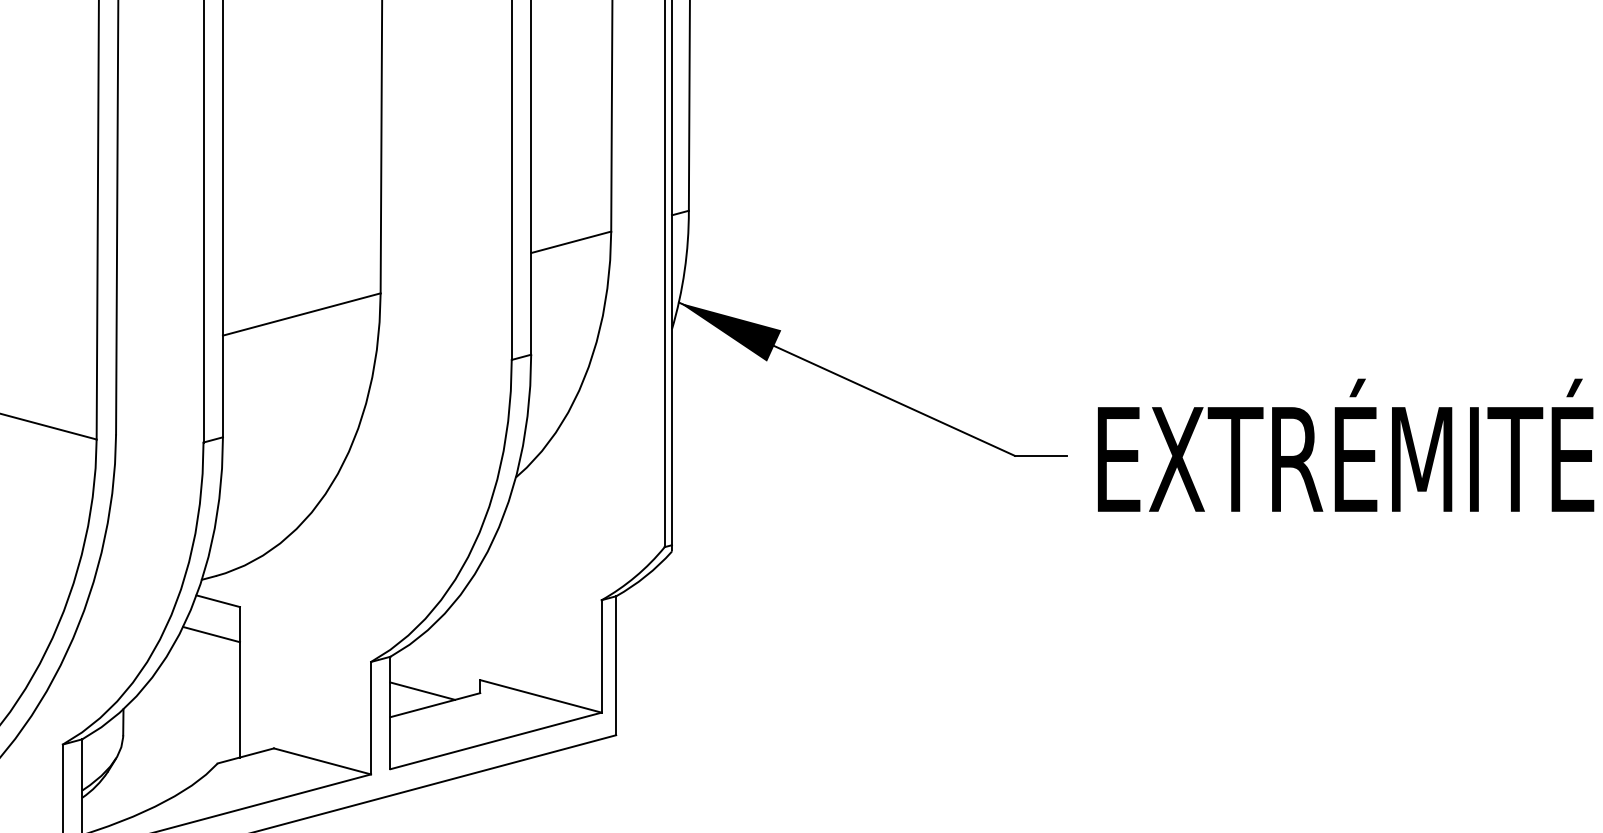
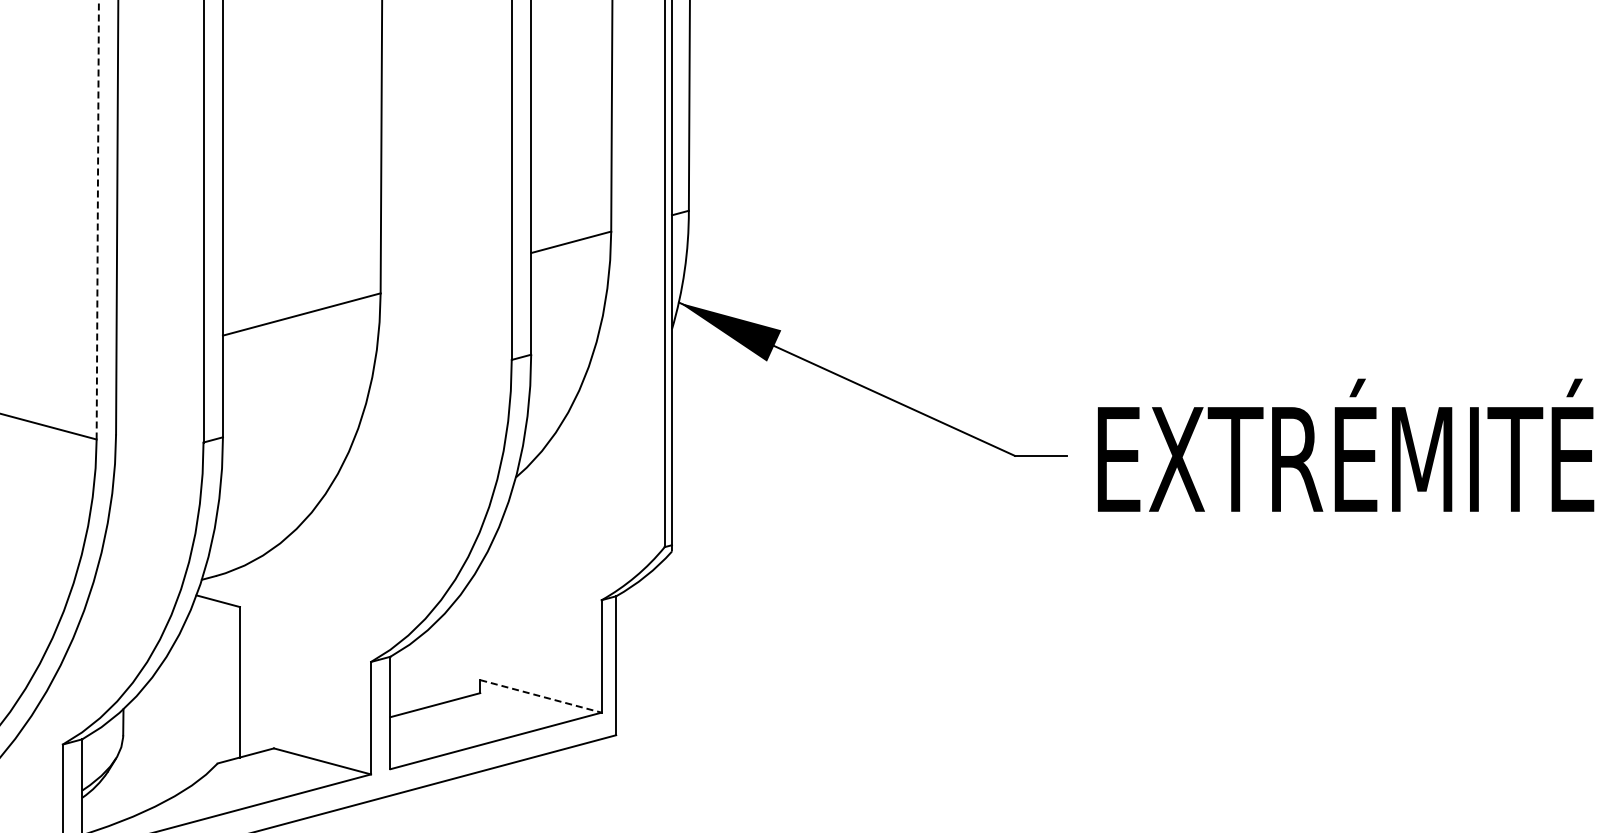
line: solid -> dashed (97, 219)
line: present -> none (211, 634)
line: present -> none (422, 690)
line: solid -> dashed (540, 696)
